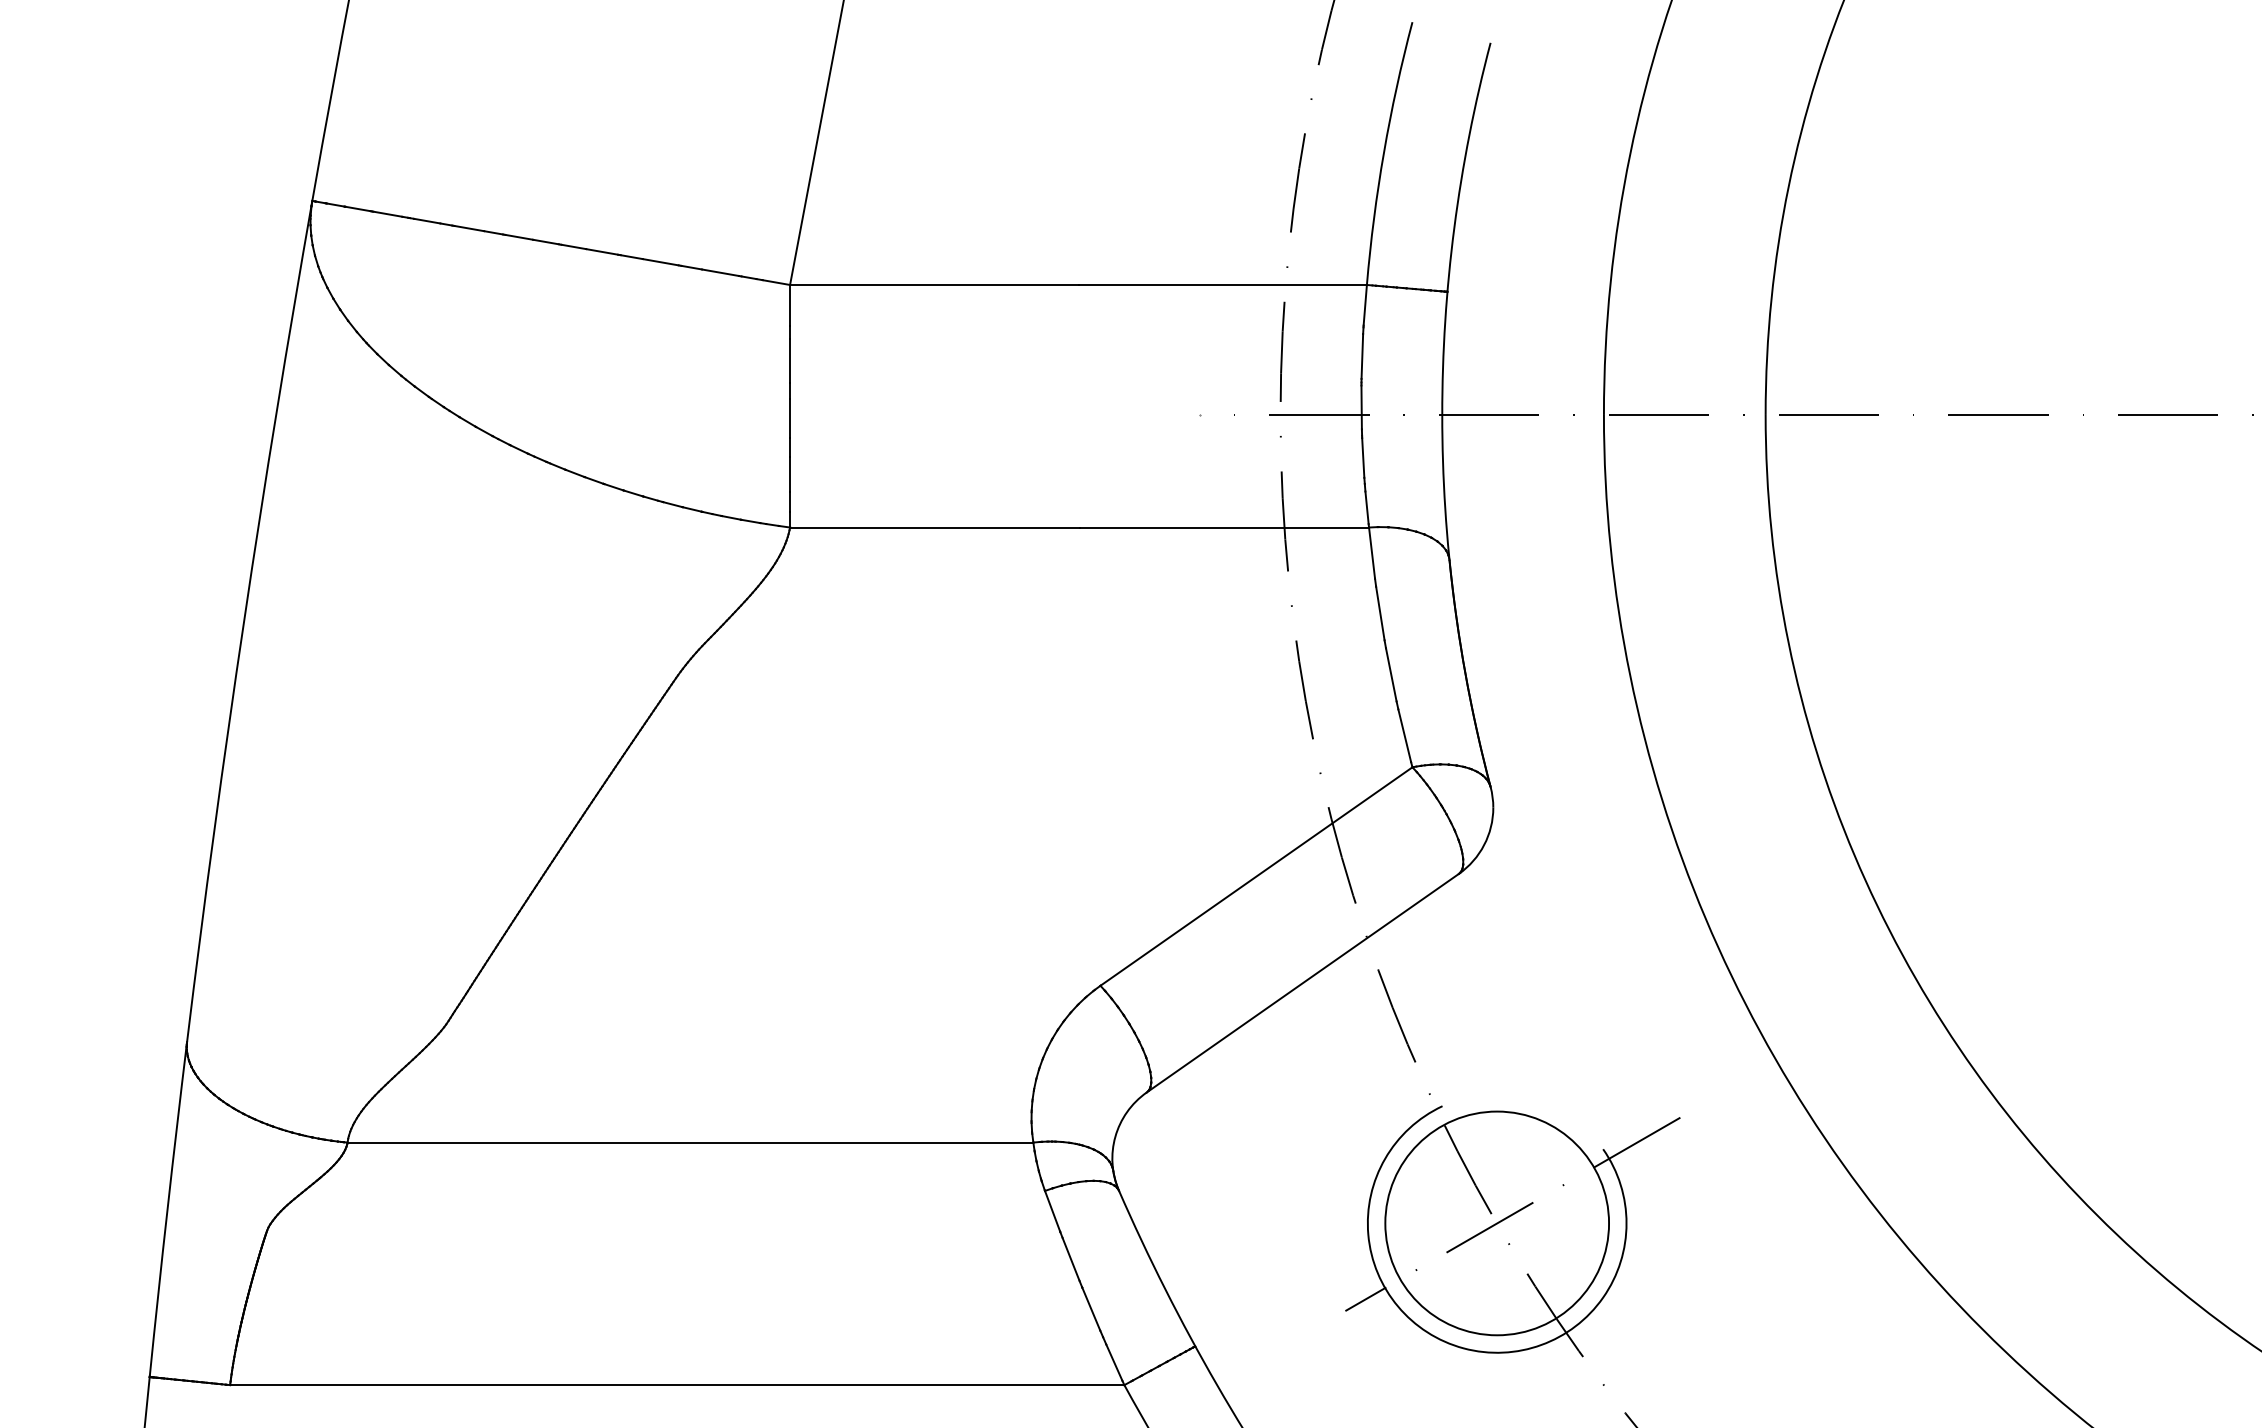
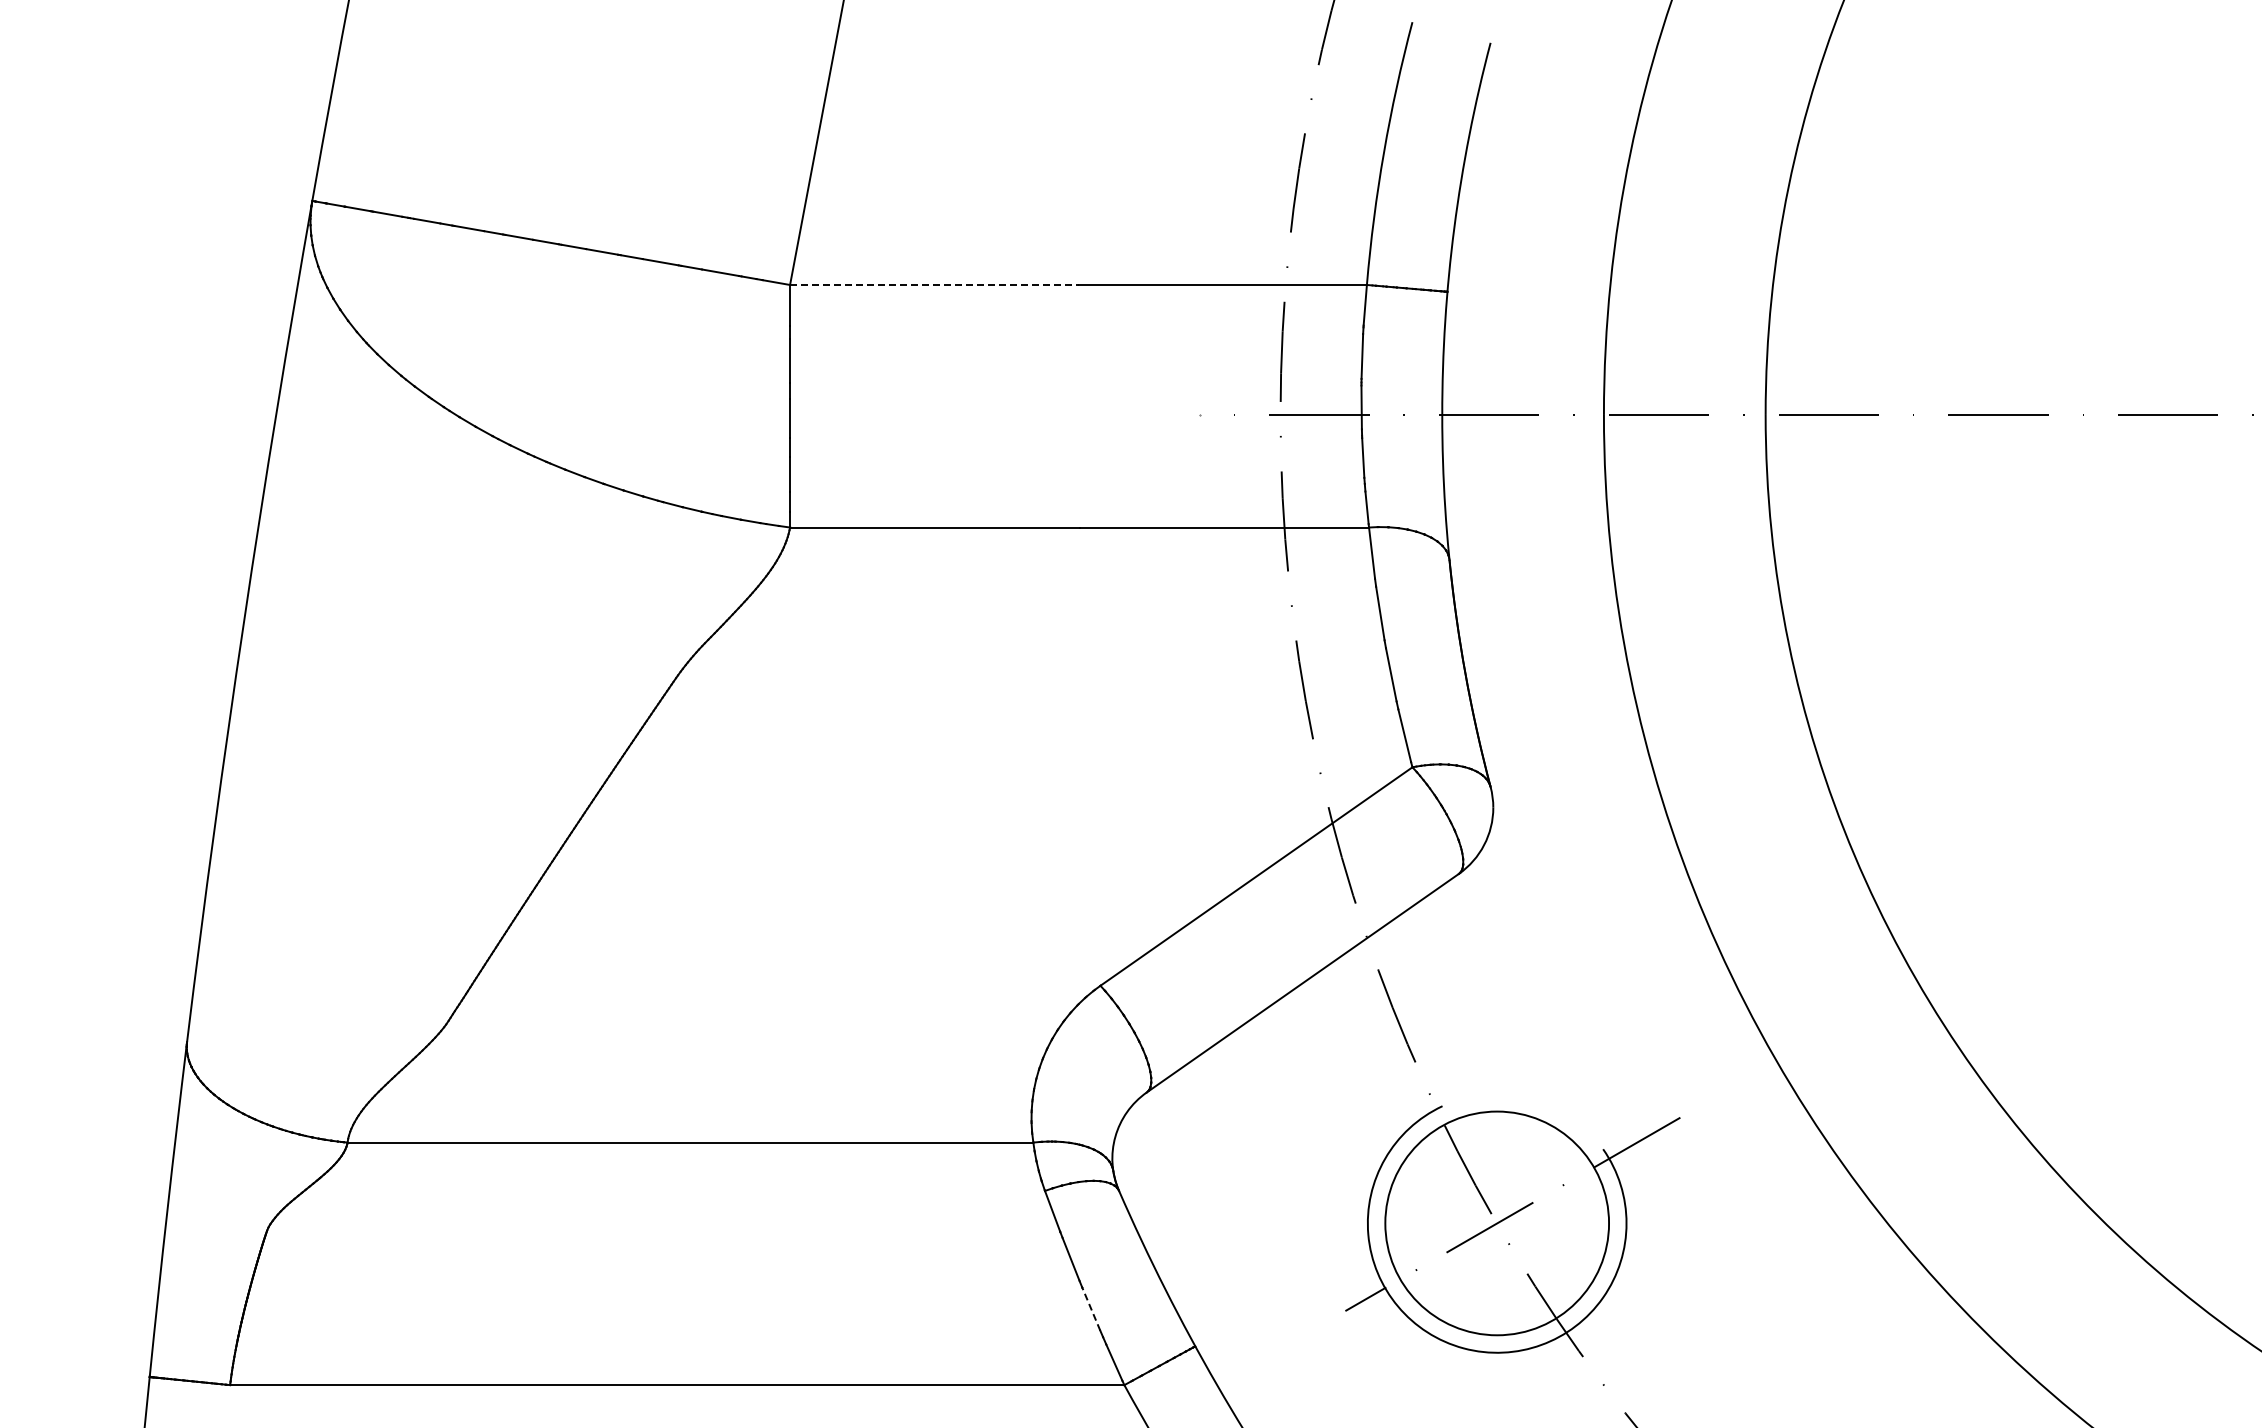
line: solid -> dashed (934, 284)
line: solid -> dashed (1091, 1308)
